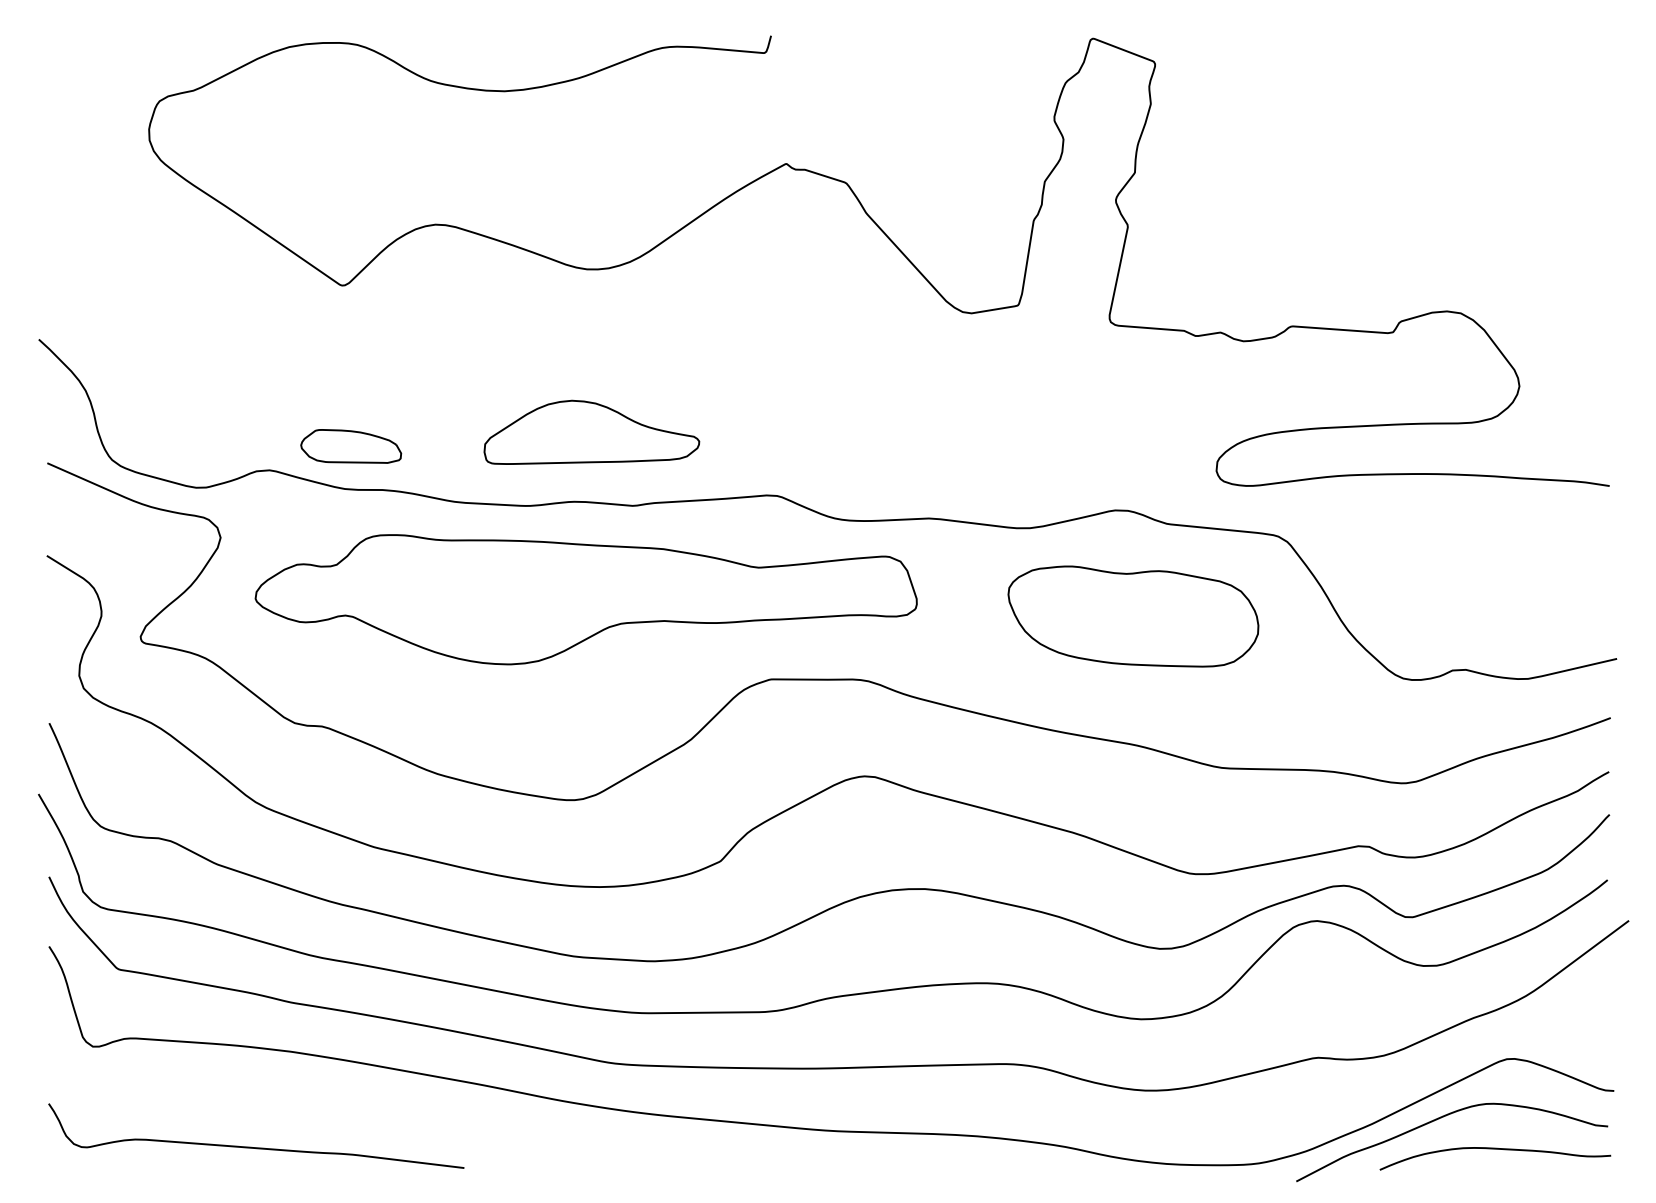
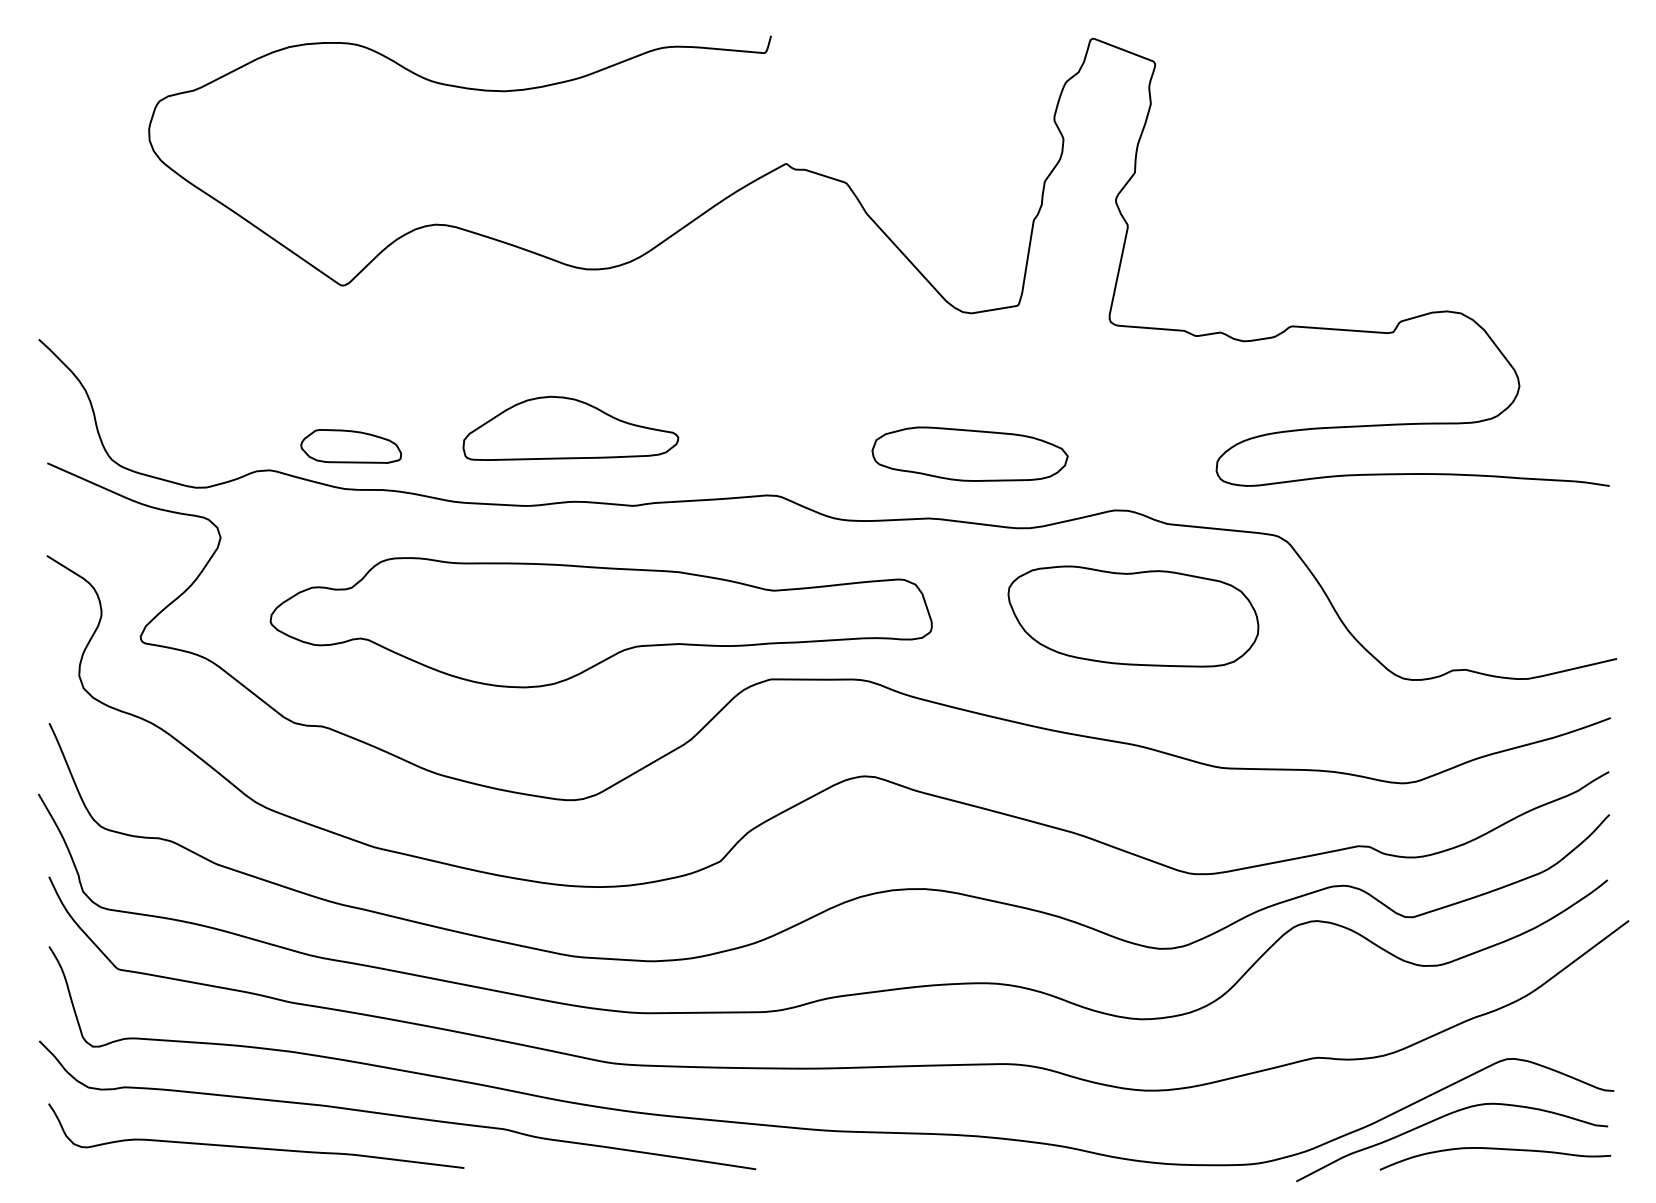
part position: (591, 431) -> (570, 427) (570, 427)
part: none -> present (969, 453)
part position: (585, 599) -> (600, 622) (600, 622)
curve: none -> present (397, 1114)
